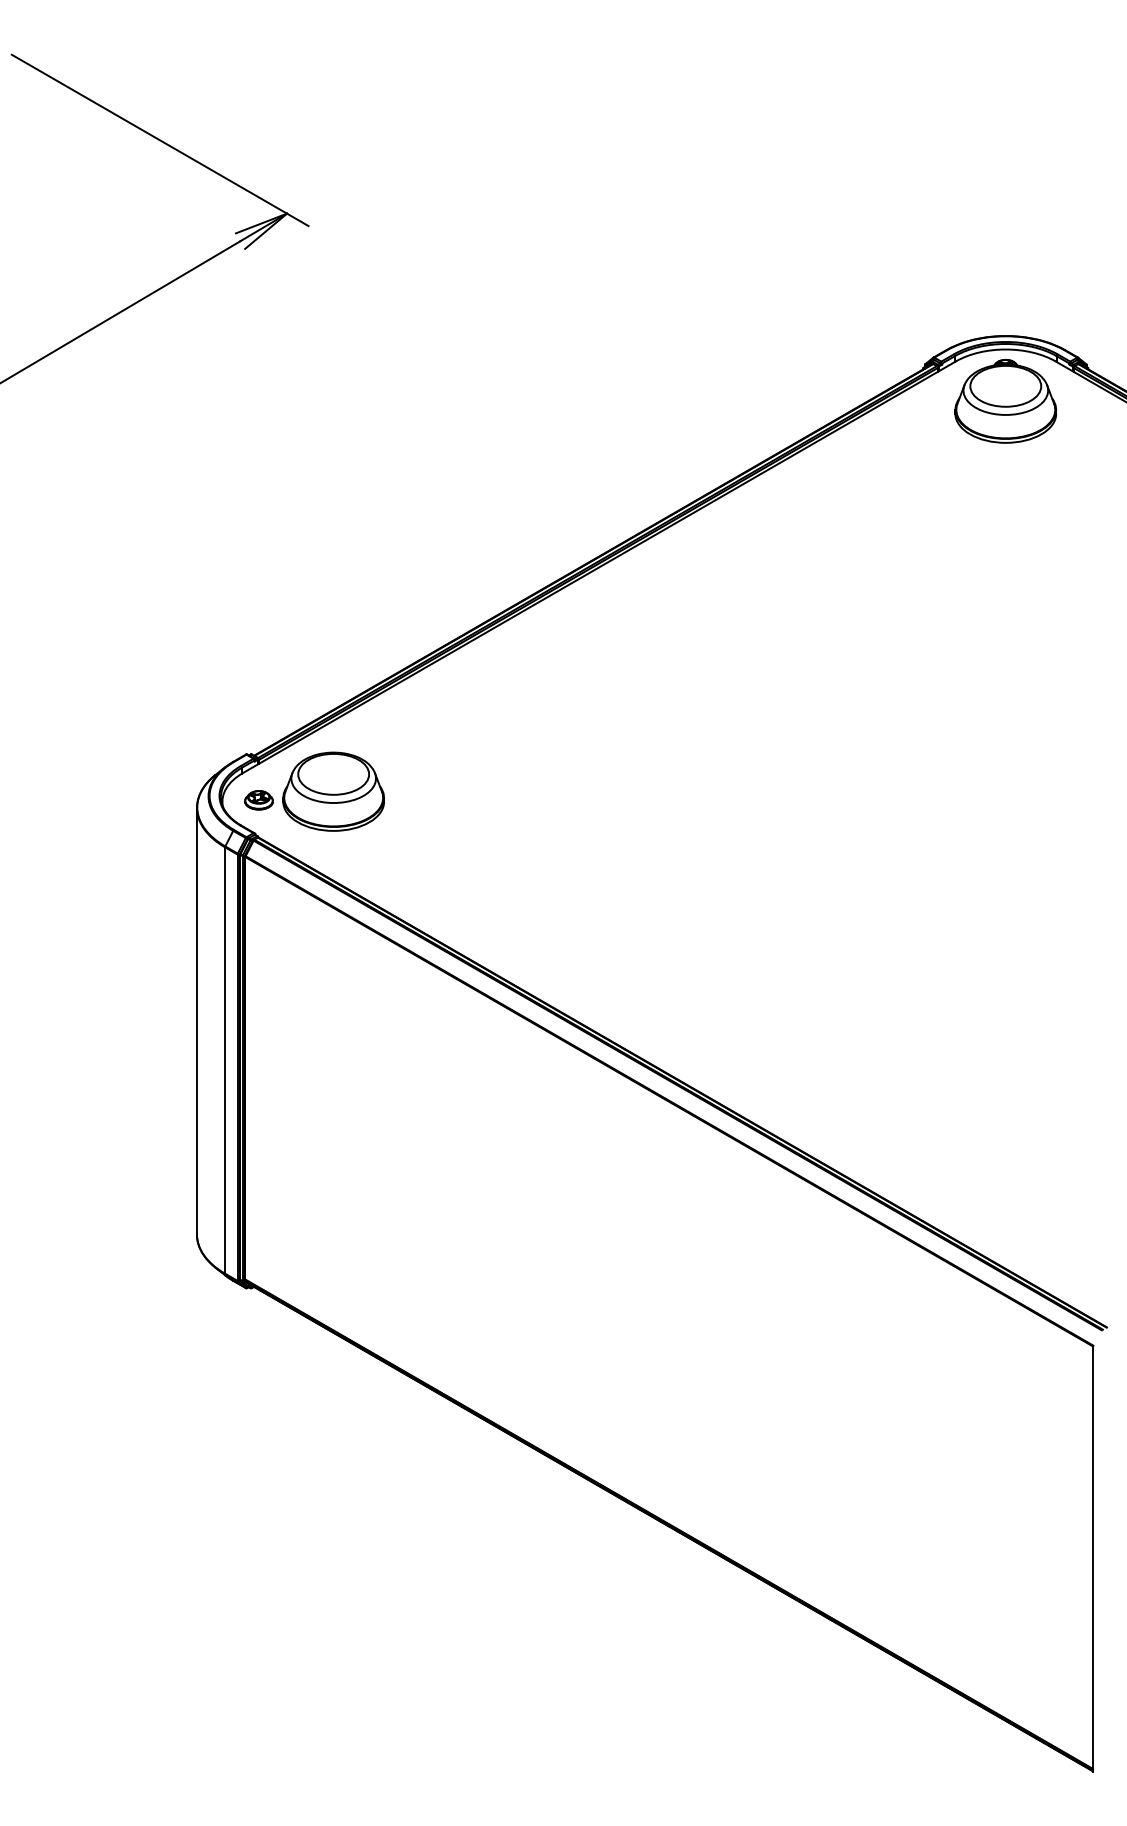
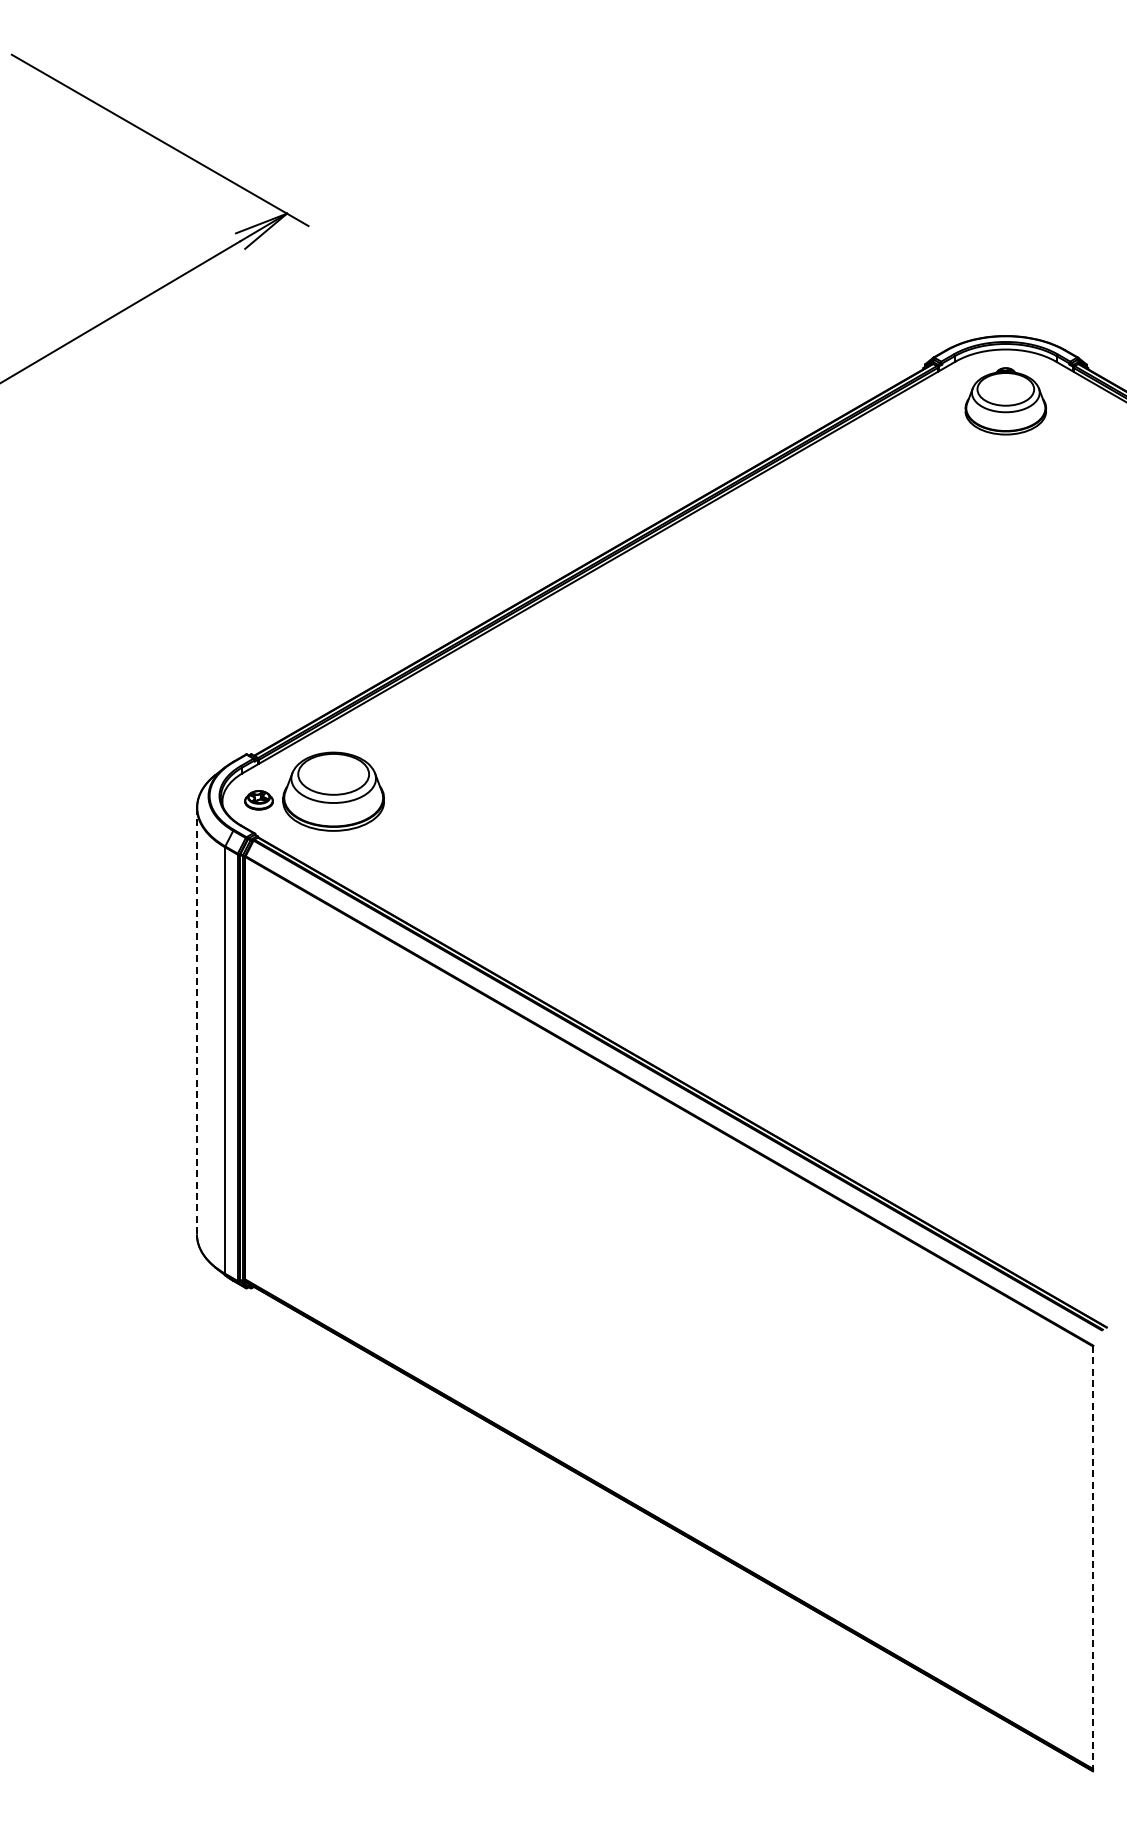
part size: 104x85 px -> 84x69 px (1005, 401)
line: solid -> dashed (196, 1021)
line: solid -> dashed (1092, 1558)
